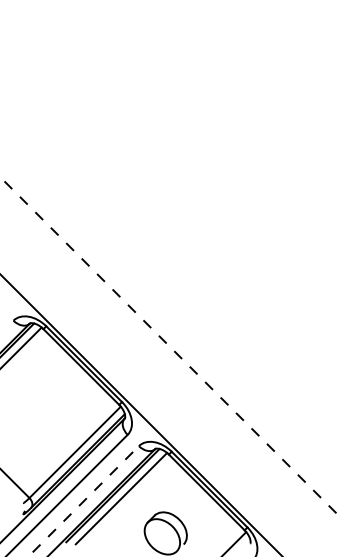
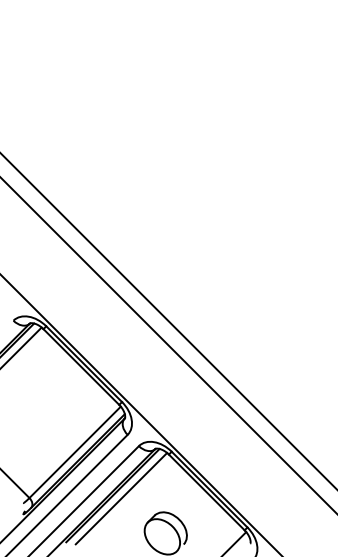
line: none -> present (168, 321)
line: dashed -> solid (168, 345)
line: dashed -> solid (83, 501)
